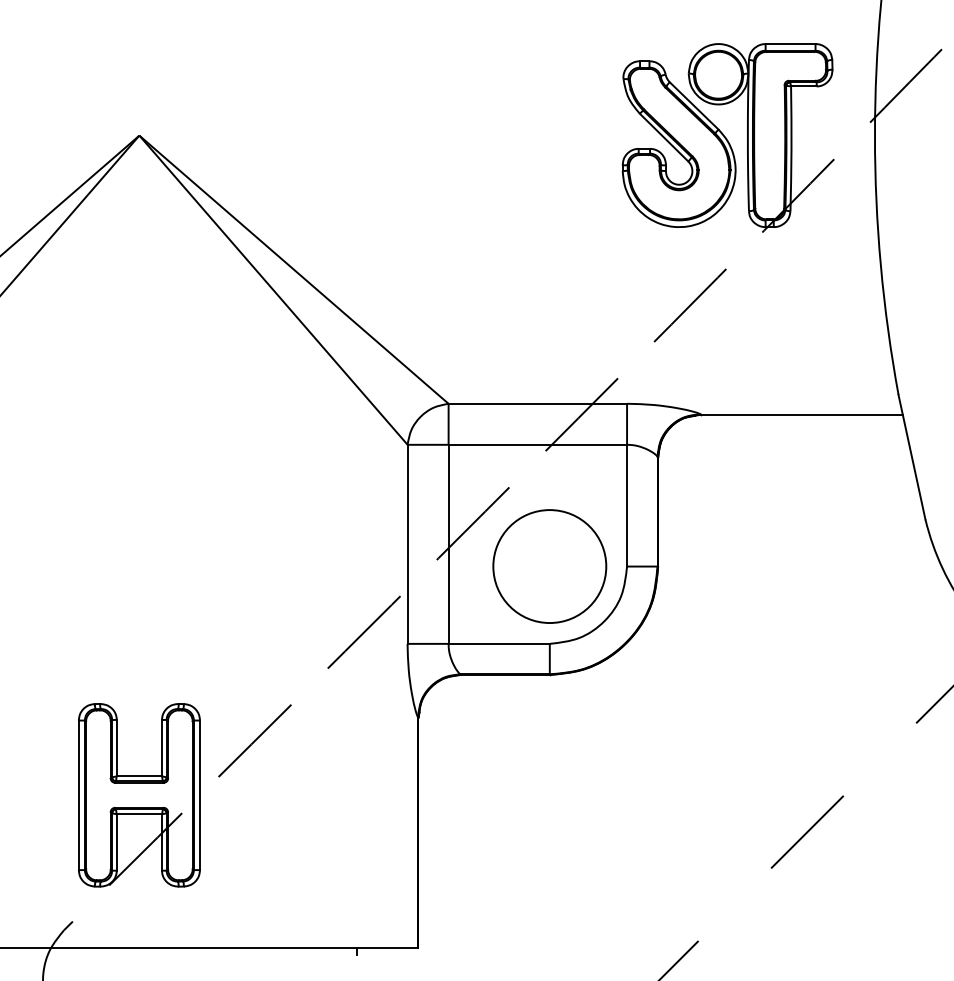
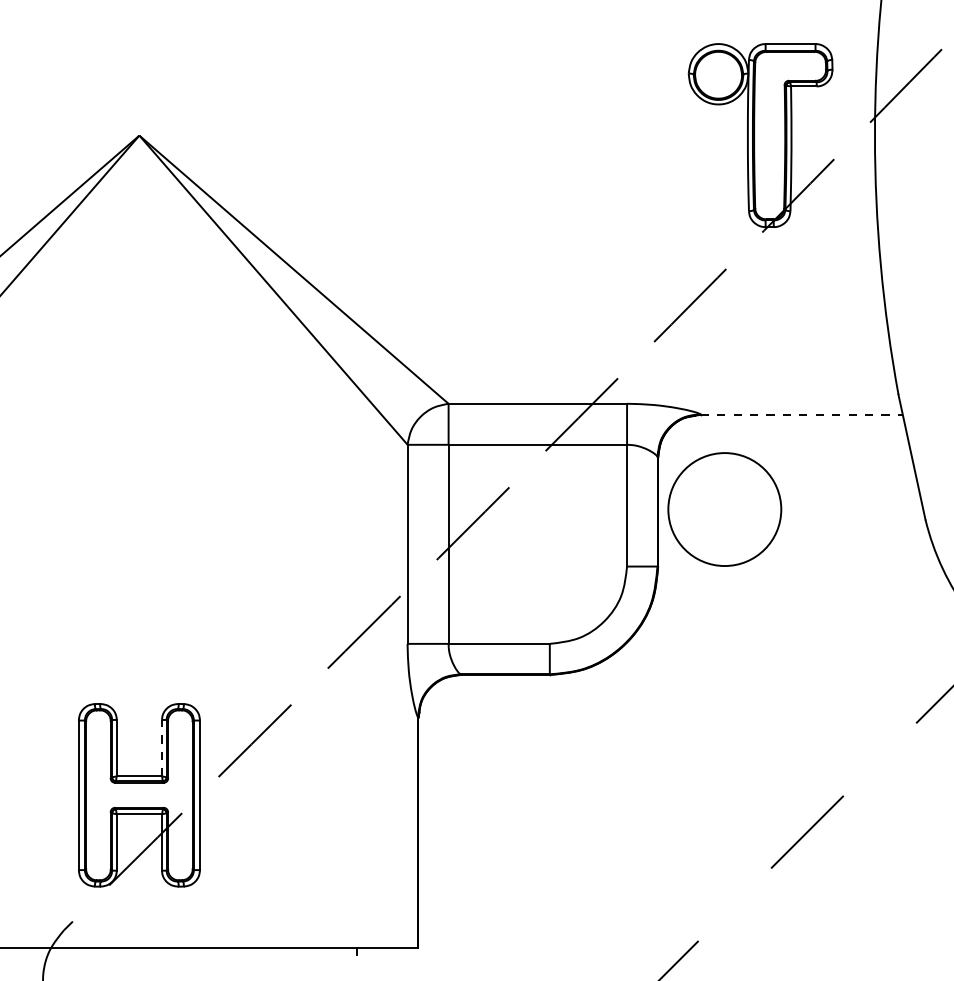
part: present -> none (678, 143)
line: solid -> dashed (802, 414)
circle position: (549, 566) -> (724, 509) (724, 509)
line: solid -> dashed (162, 747)
